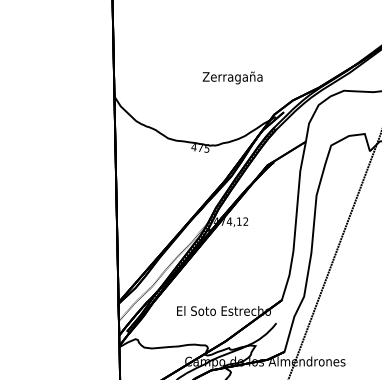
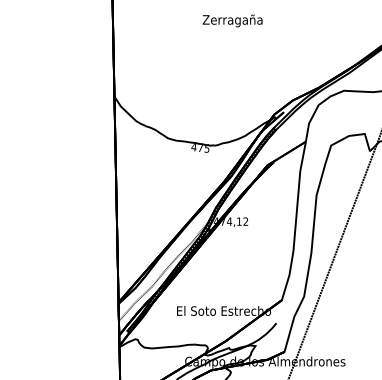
text position: (232, 77) -> (232, 20) (232, 20)
